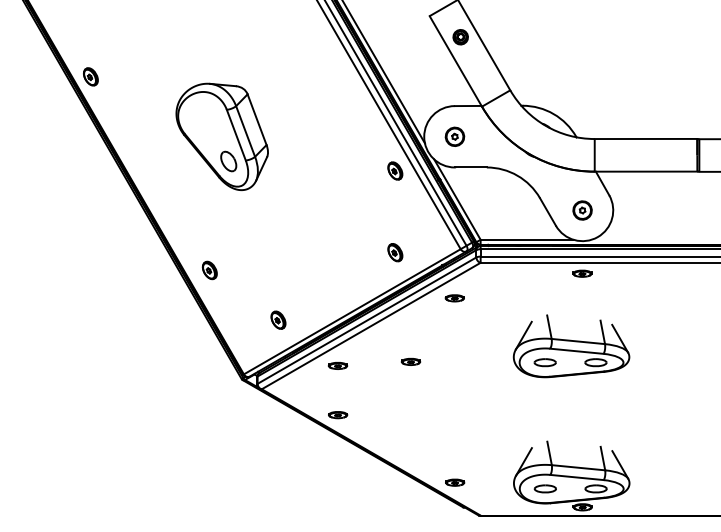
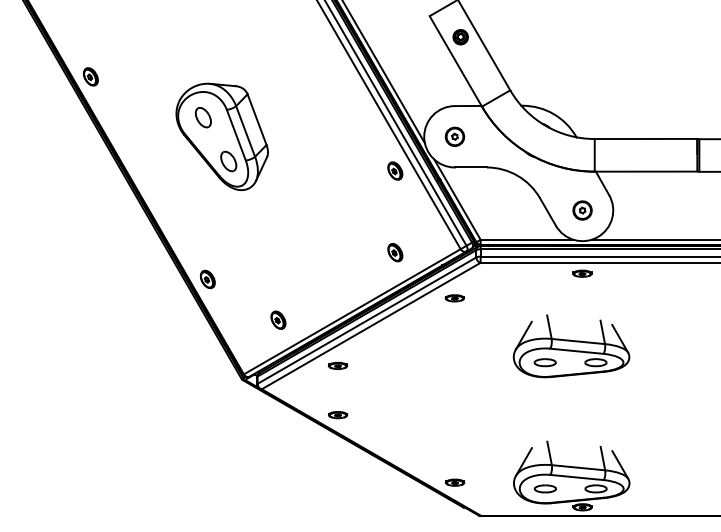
part: none -> present (203, 117)
line: none -> present (654, 239)
part position: (209, 270) -> (207, 279) (207, 279)
part: present -> none (410, 361)
